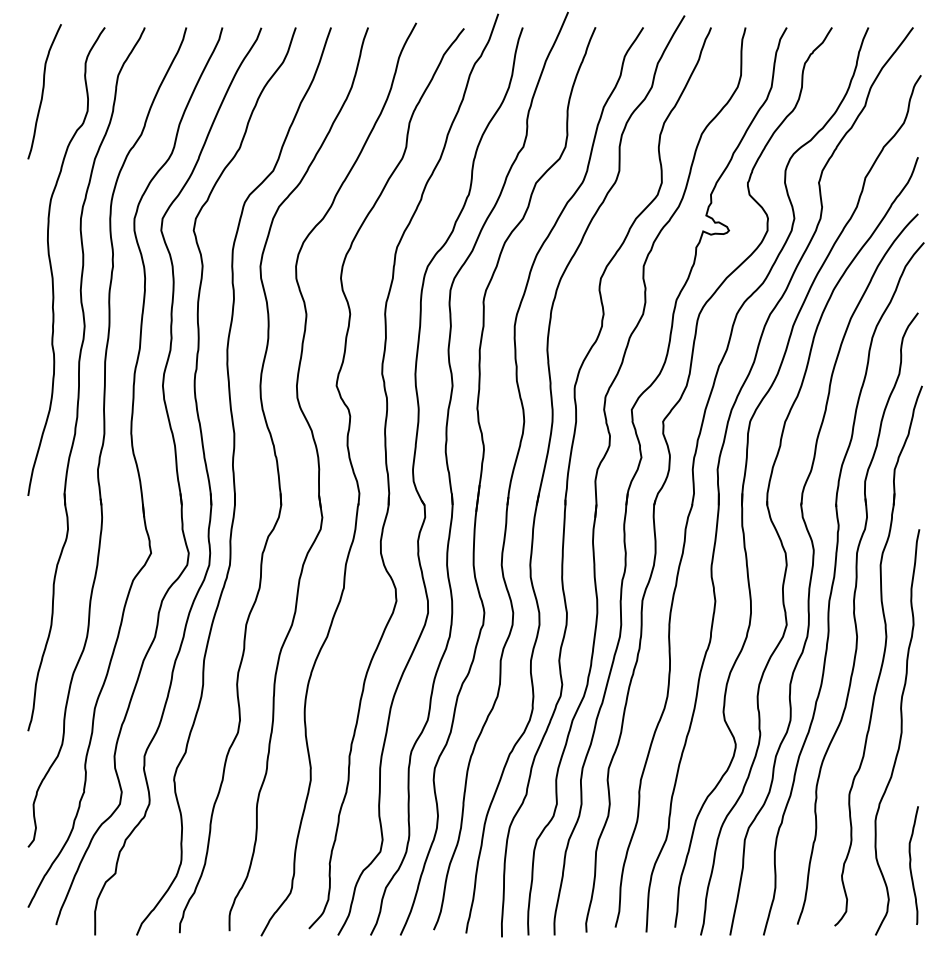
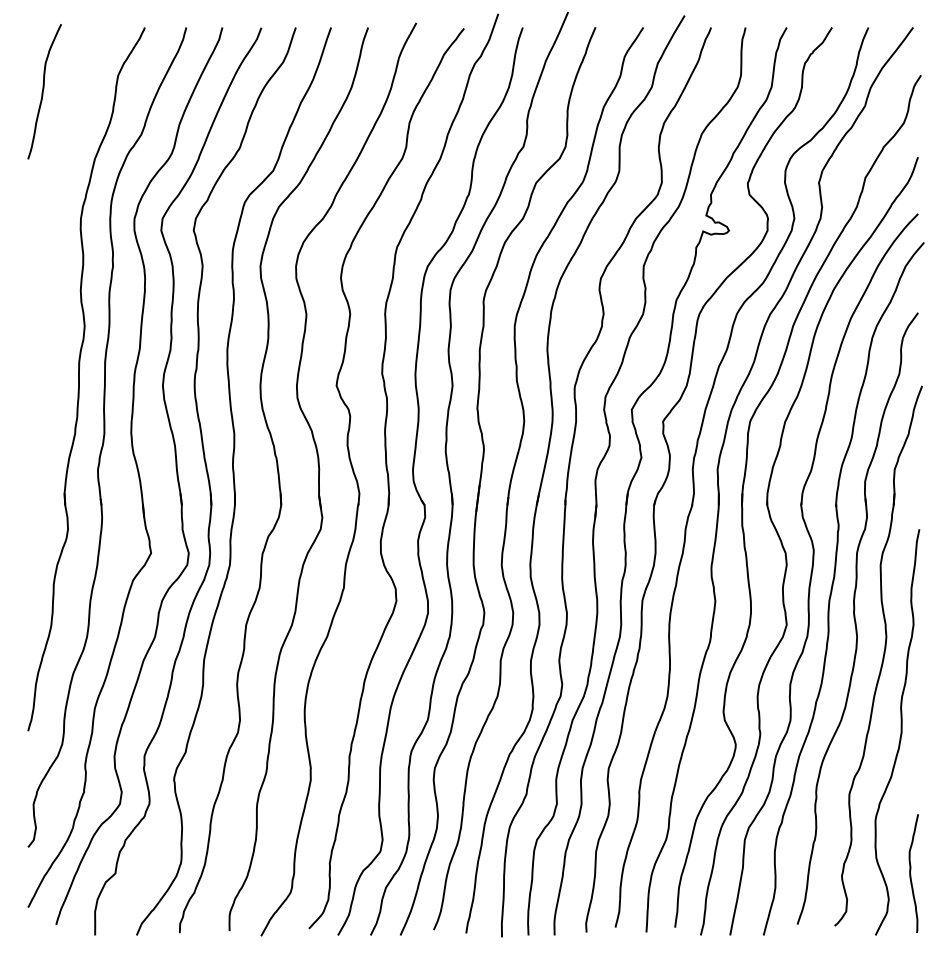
curve: present -> none (51, 262)
curve position: (911, 865) -> (911, 873) (911, 873)
